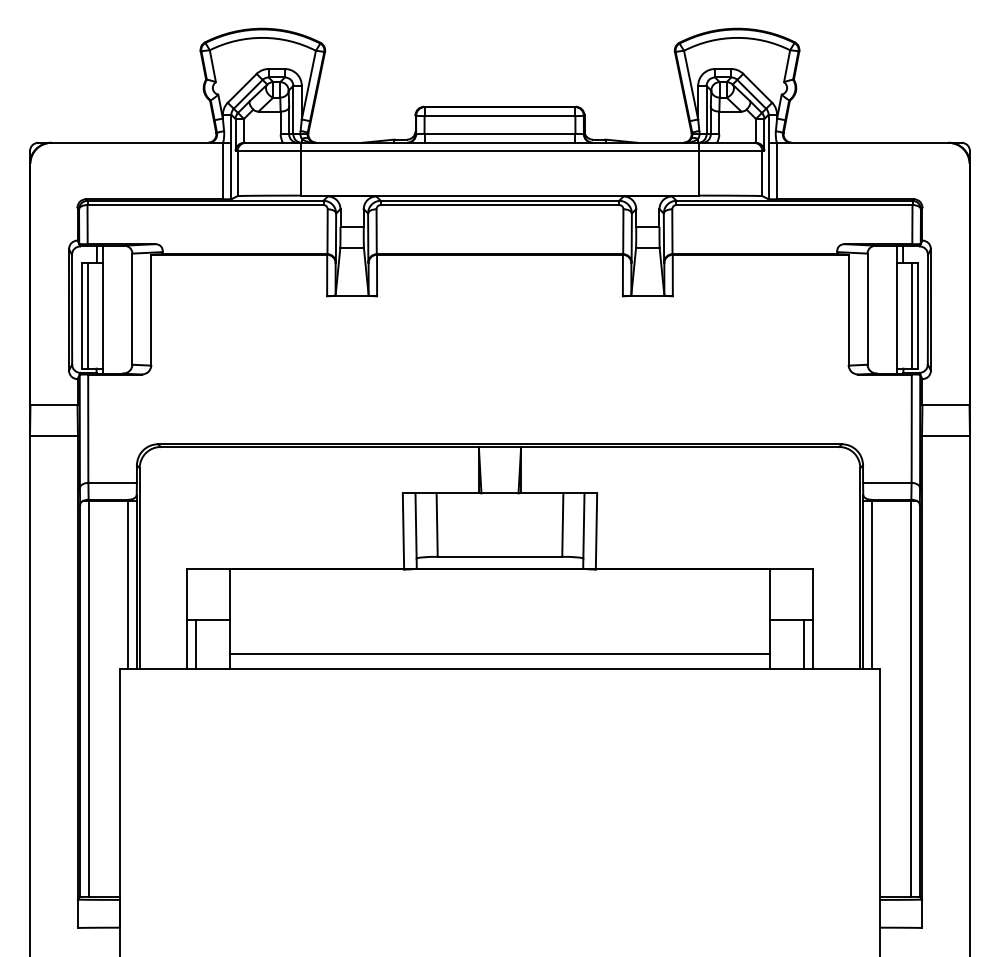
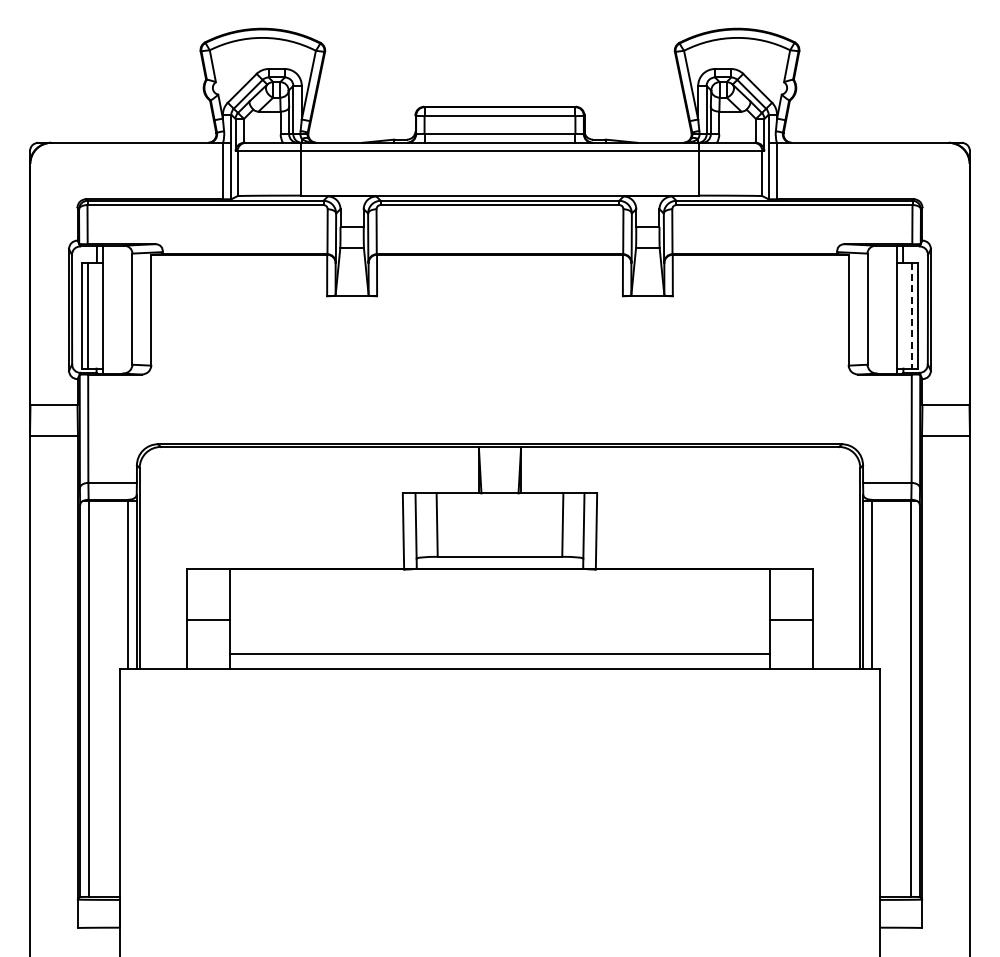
line: solid -> dashed (912, 315)
line: present -> none (195, 644)
line: present -> none (804, 644)
